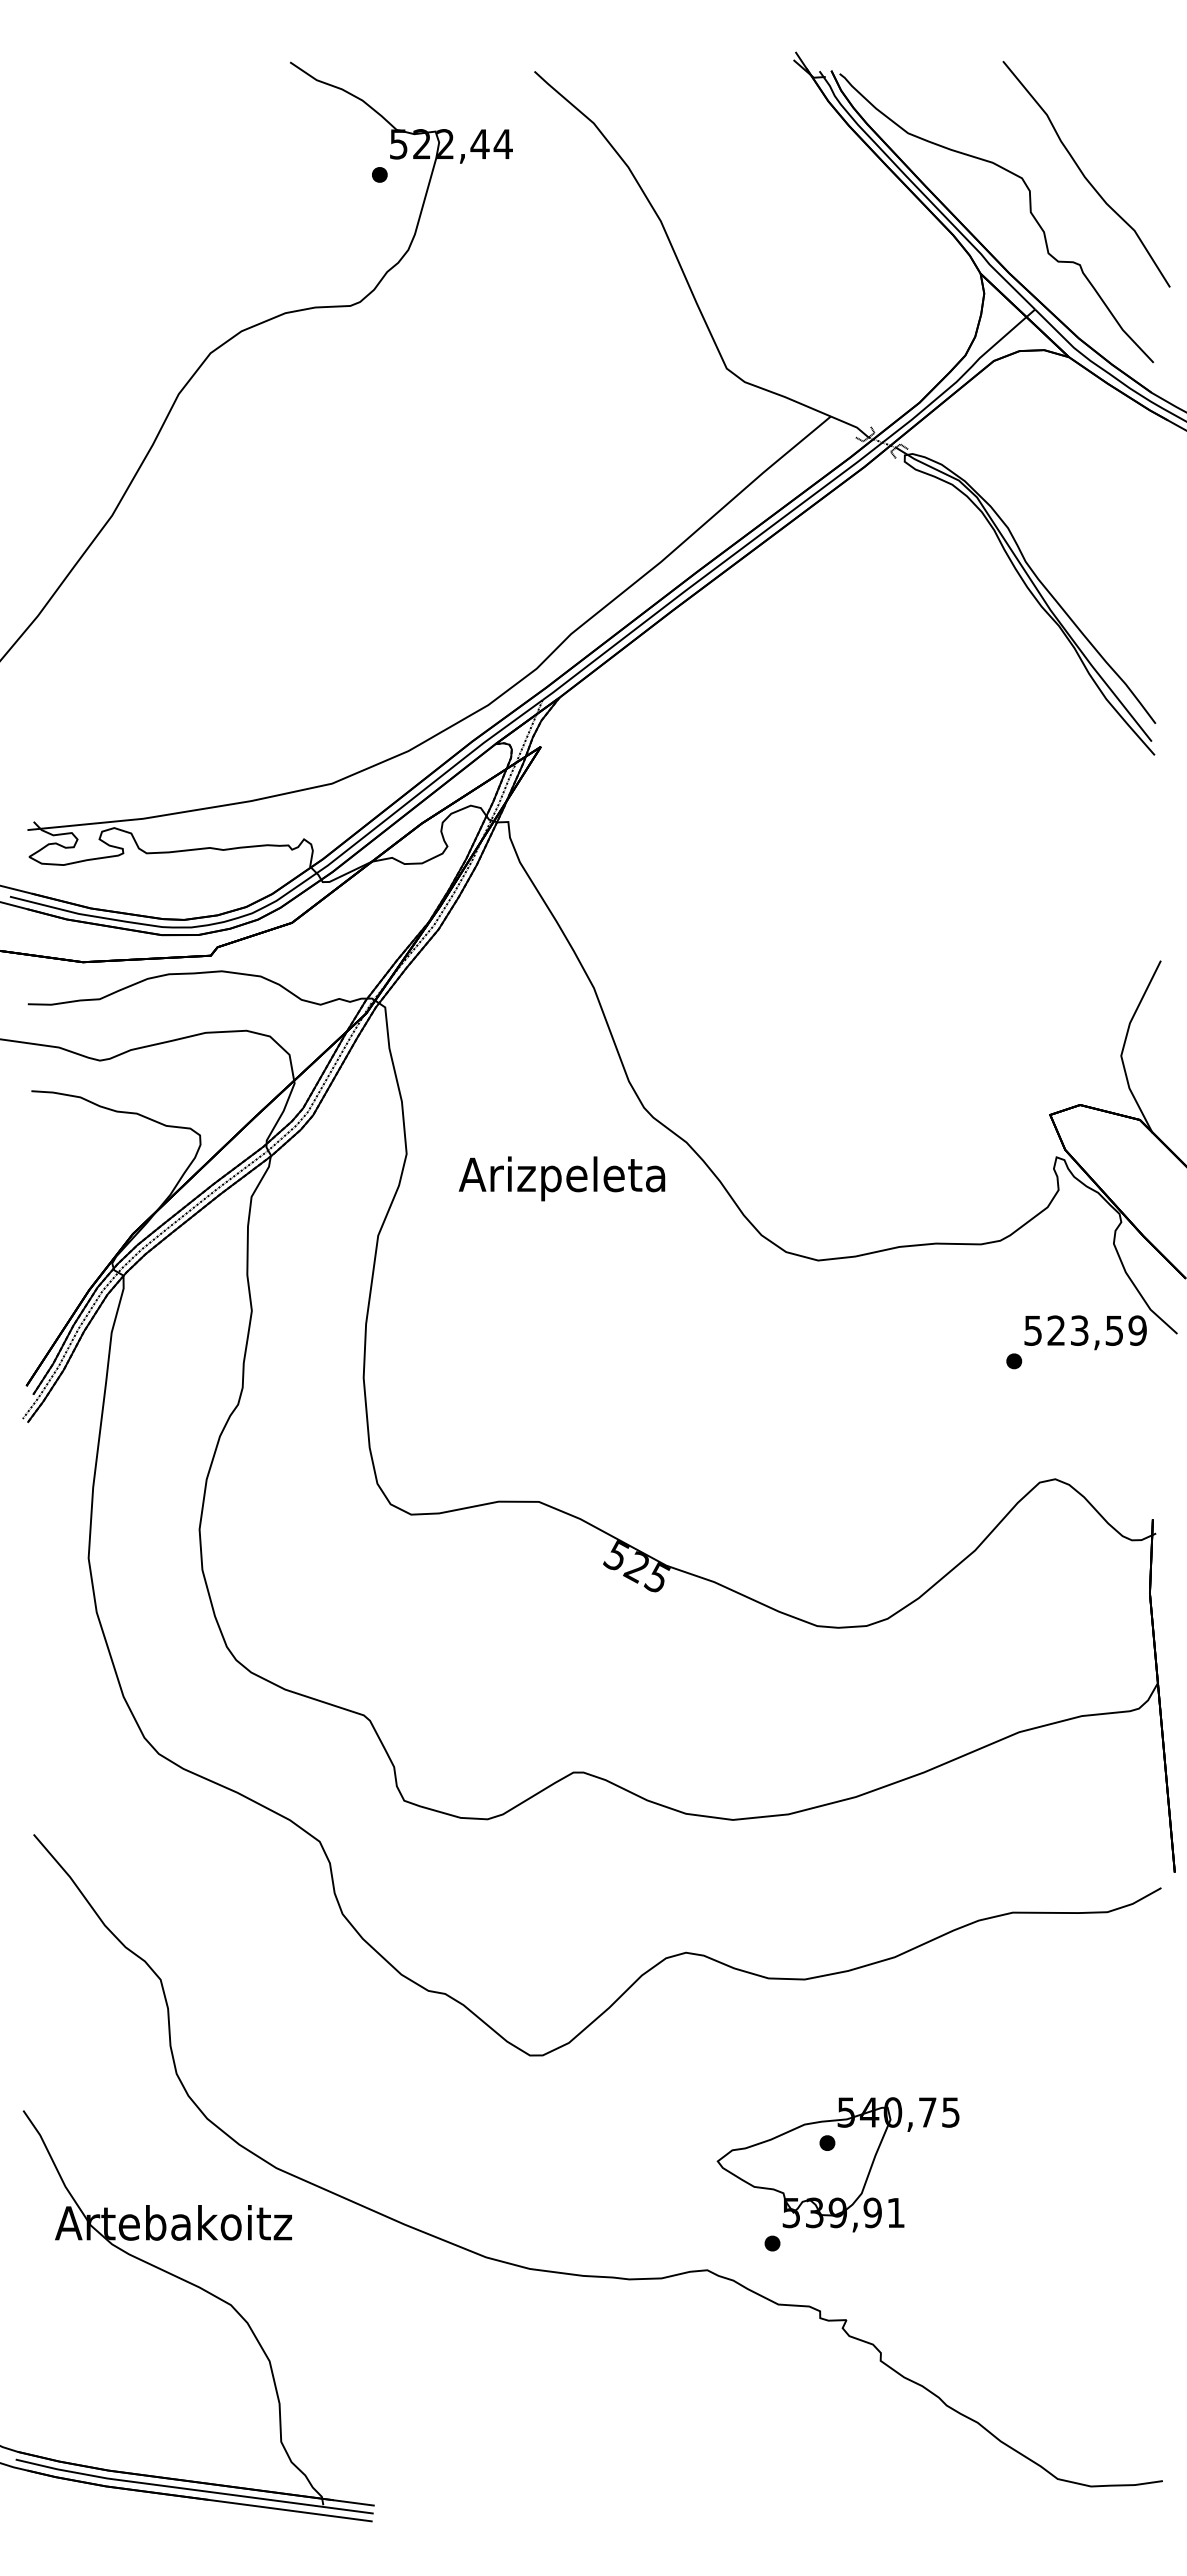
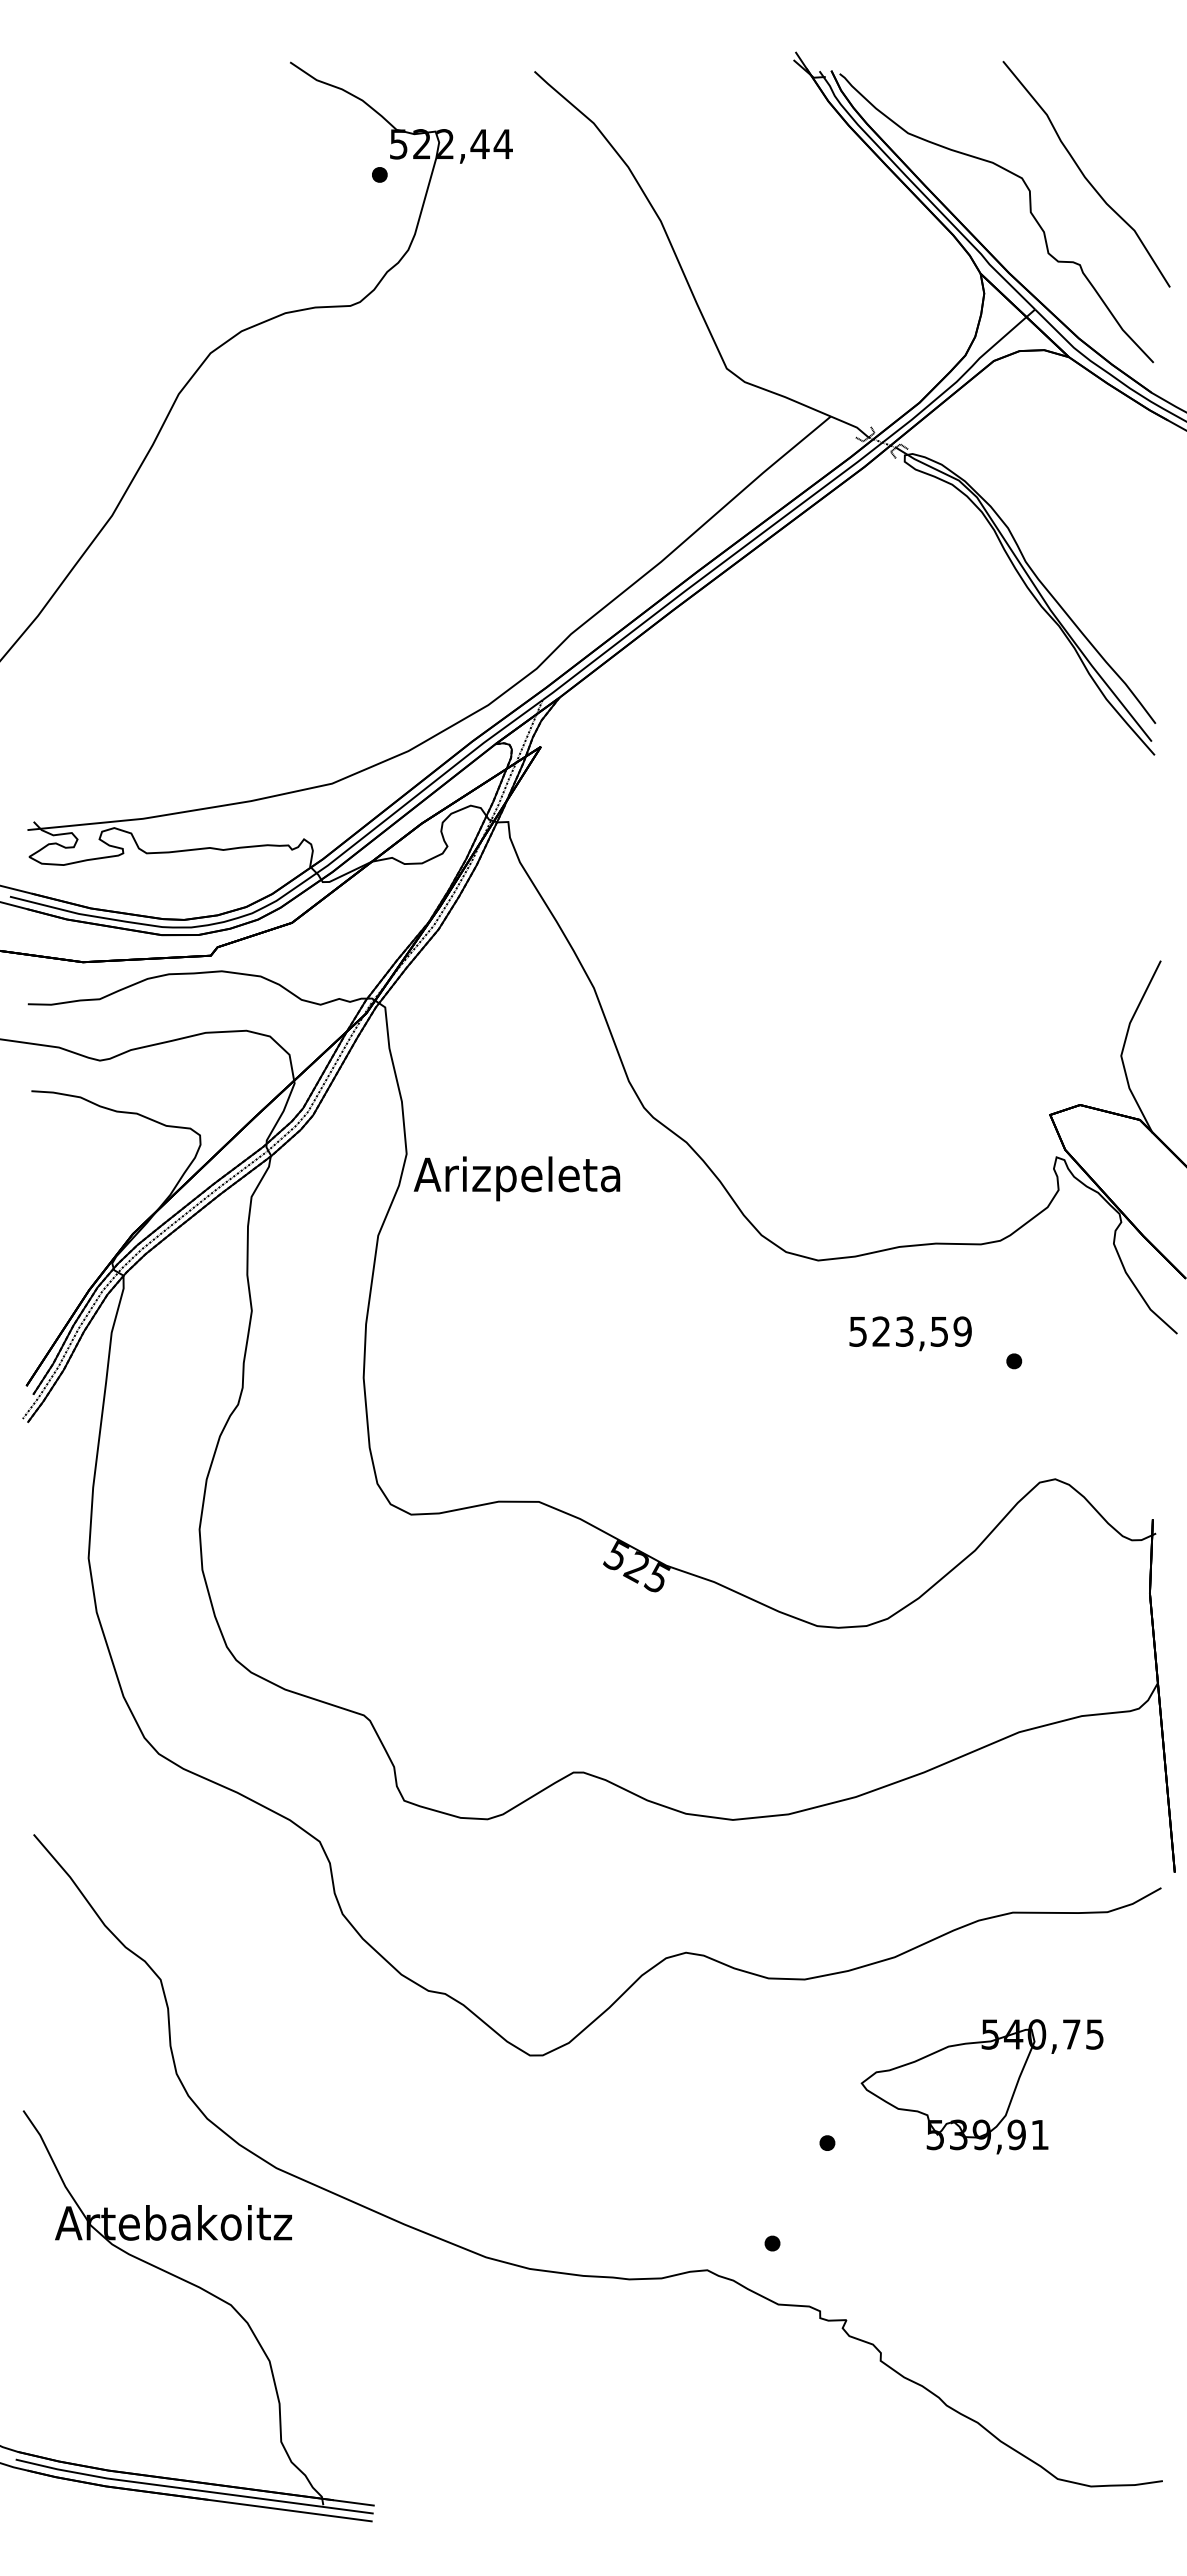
text position: (561, 1178) -> (516, 1178) (516, 1178)
text position: (1085, 1332) -> (910, 1333) (910, 1333)
part position: (837, 2164) -> (981, 2086) (981, 2086)
